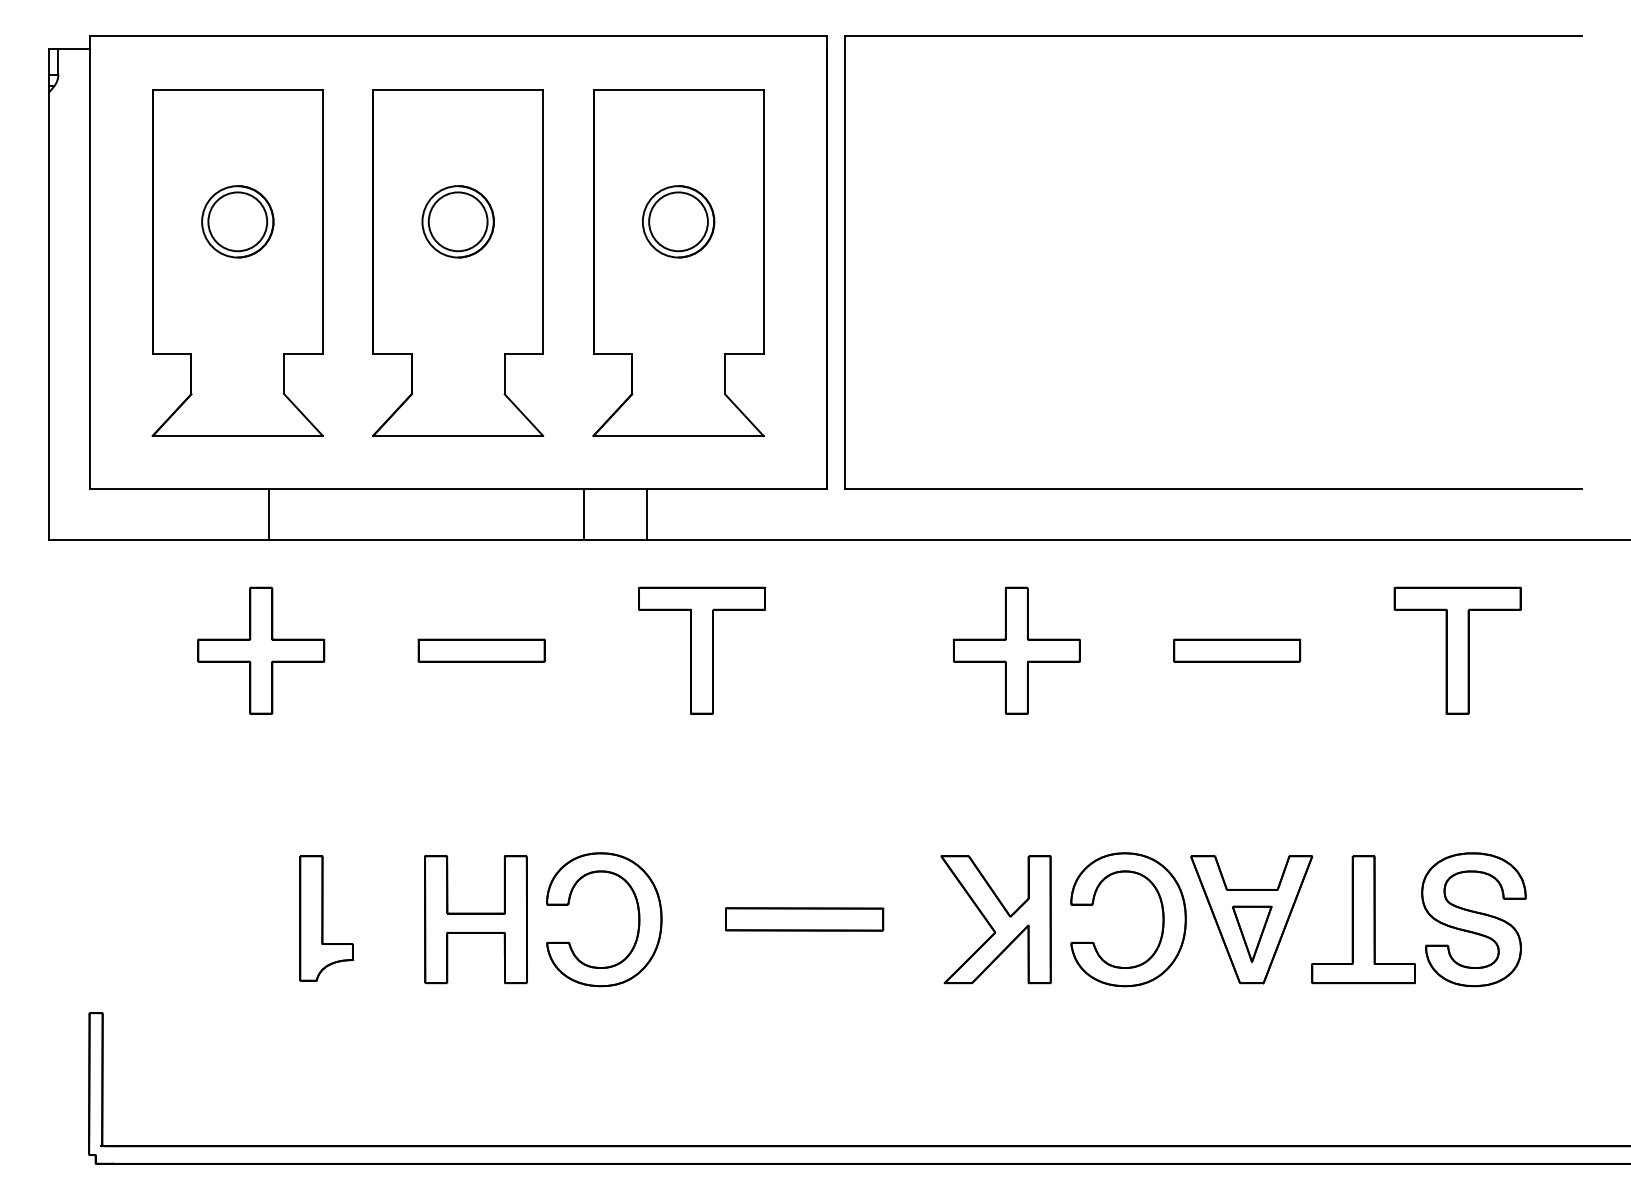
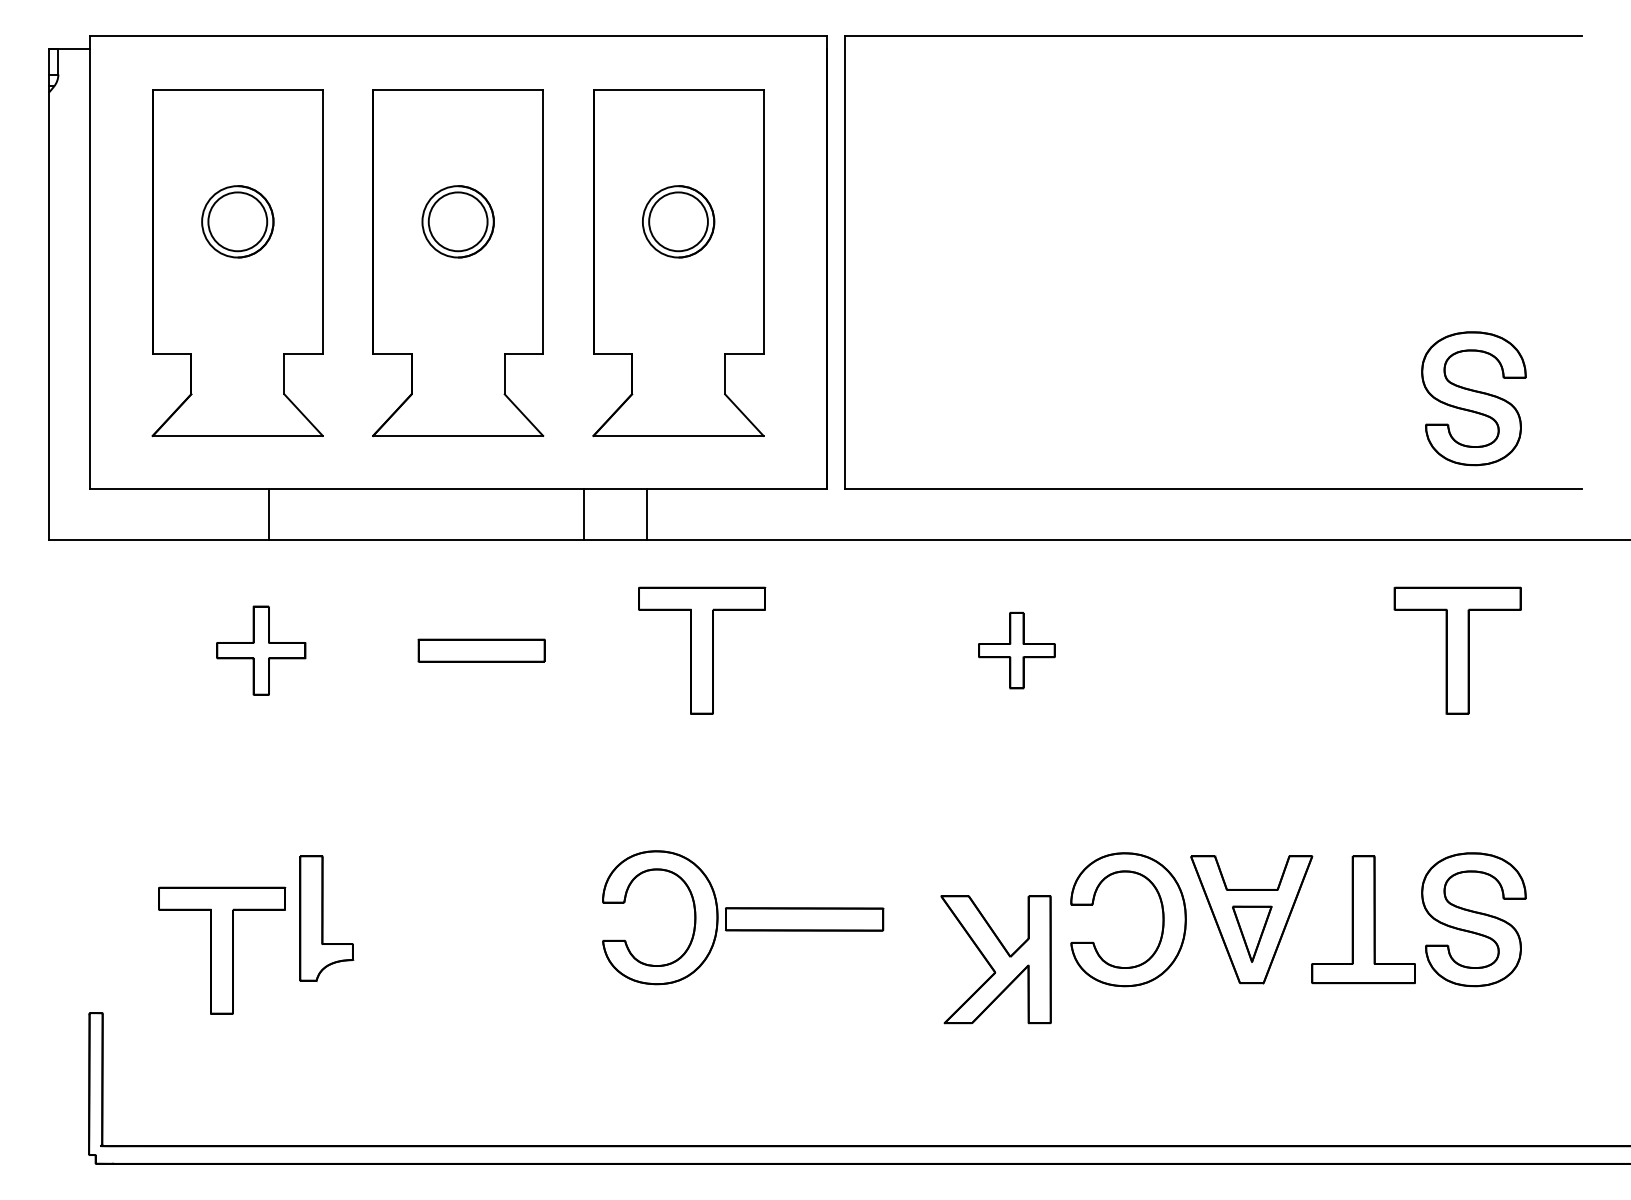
part: none -> present (1473, 398)
part size: 129x129 px -> 91x91 px (261, 650)
part size: 128x129 px -> 78x79 px (1016, 650)
part: present -> none (1237, 650)
part: present -> none (475, 919)
part position: (638, 919) -> (694, 917) (694, 917)
part position: (995, 919) -> (995, 959) (995, 959)
part: none -> present (222, 950)
